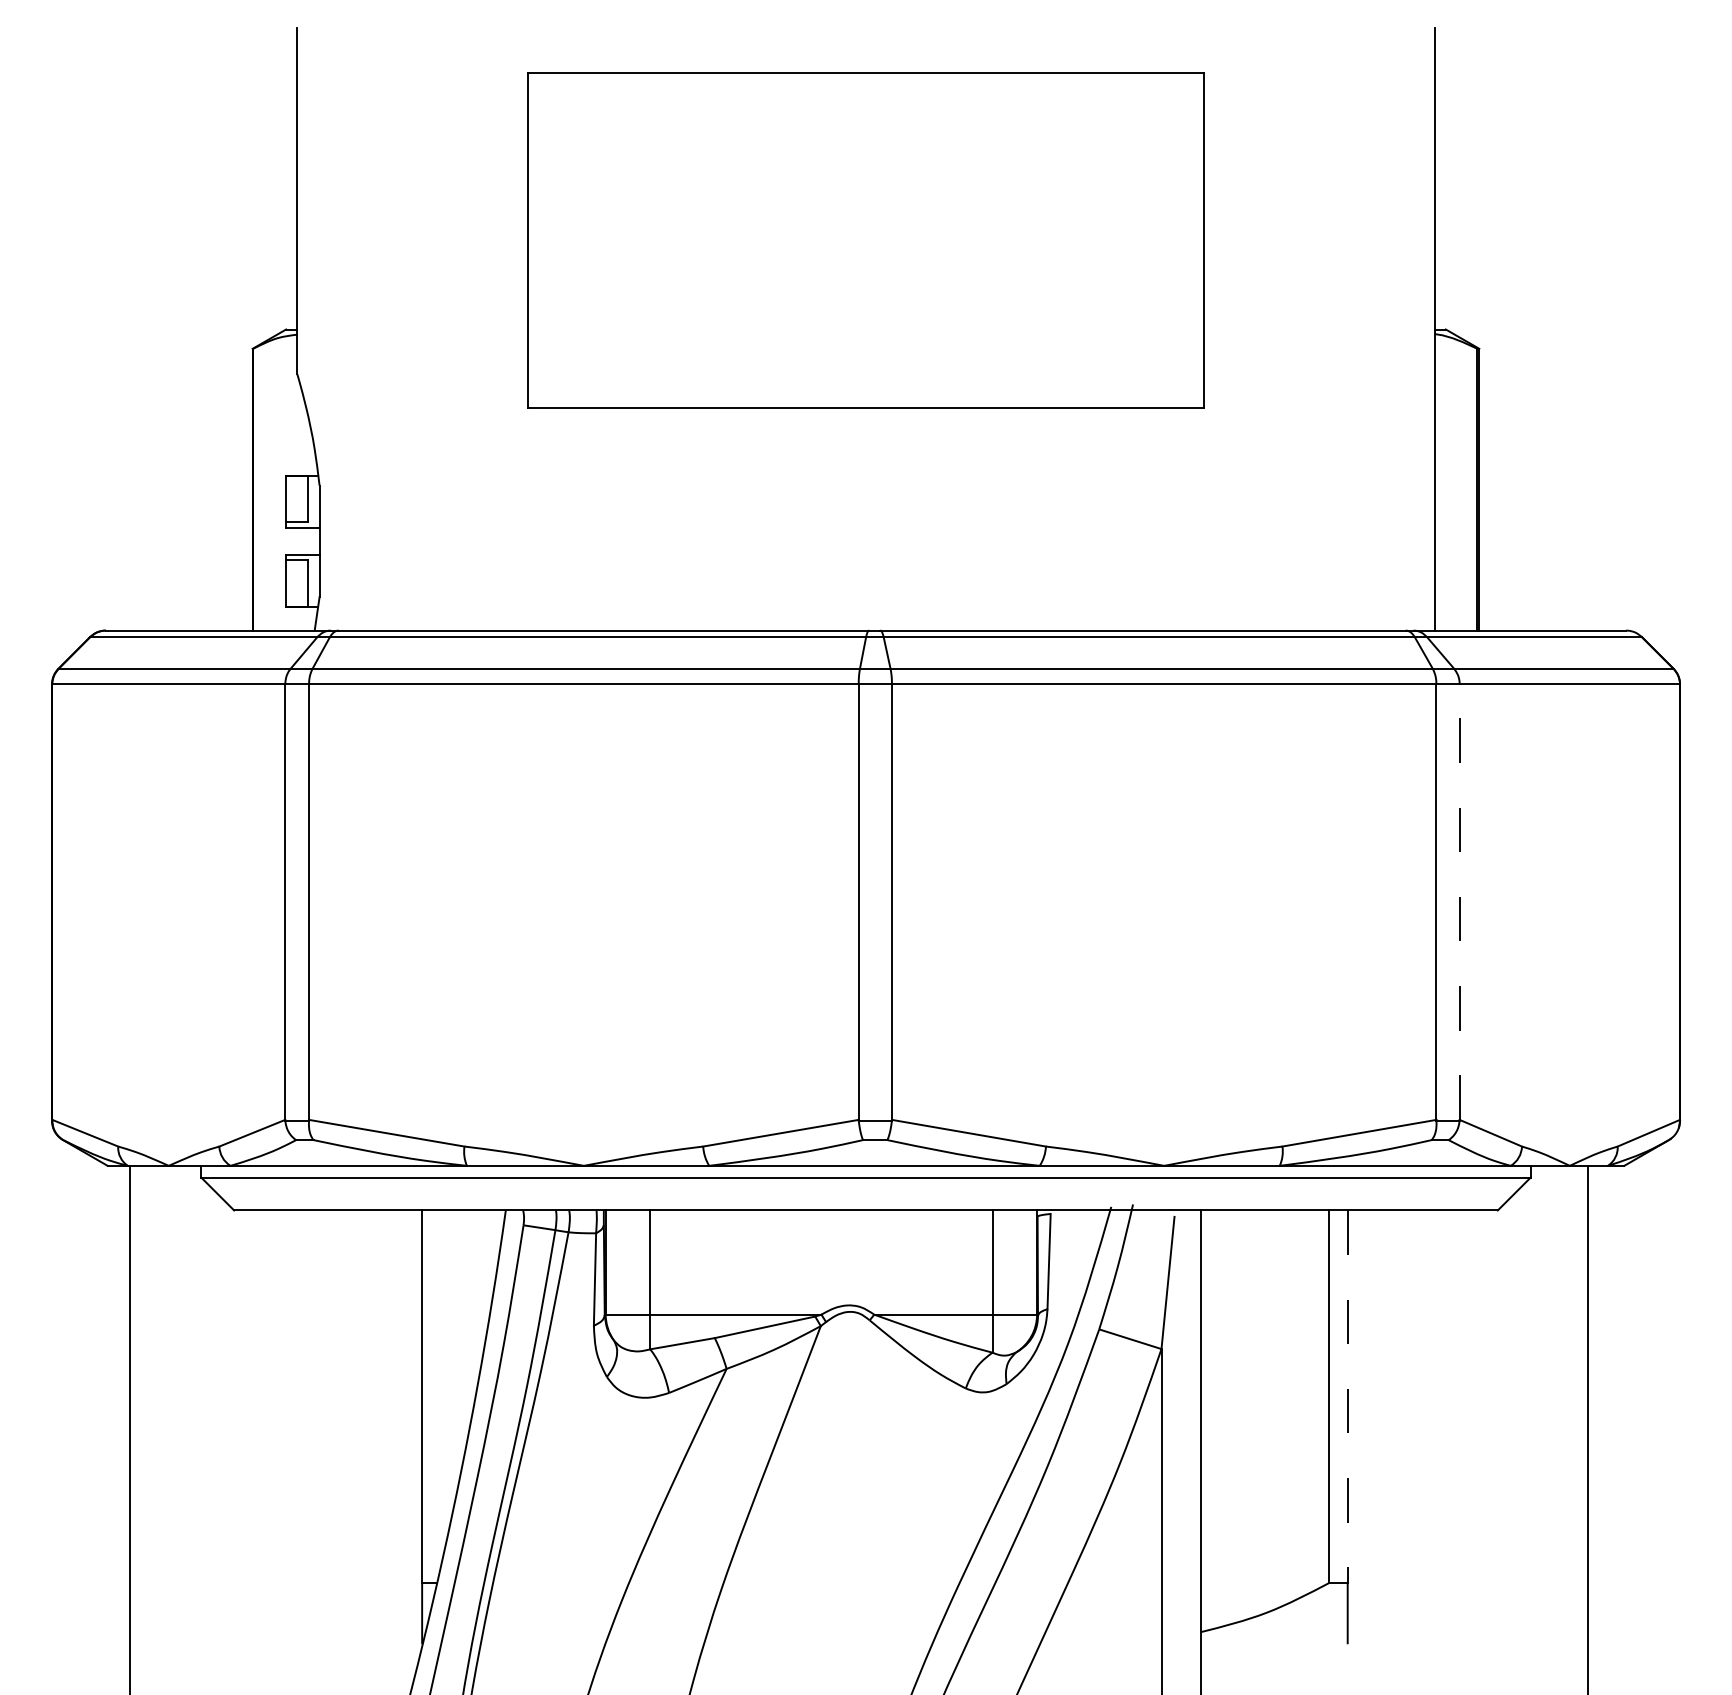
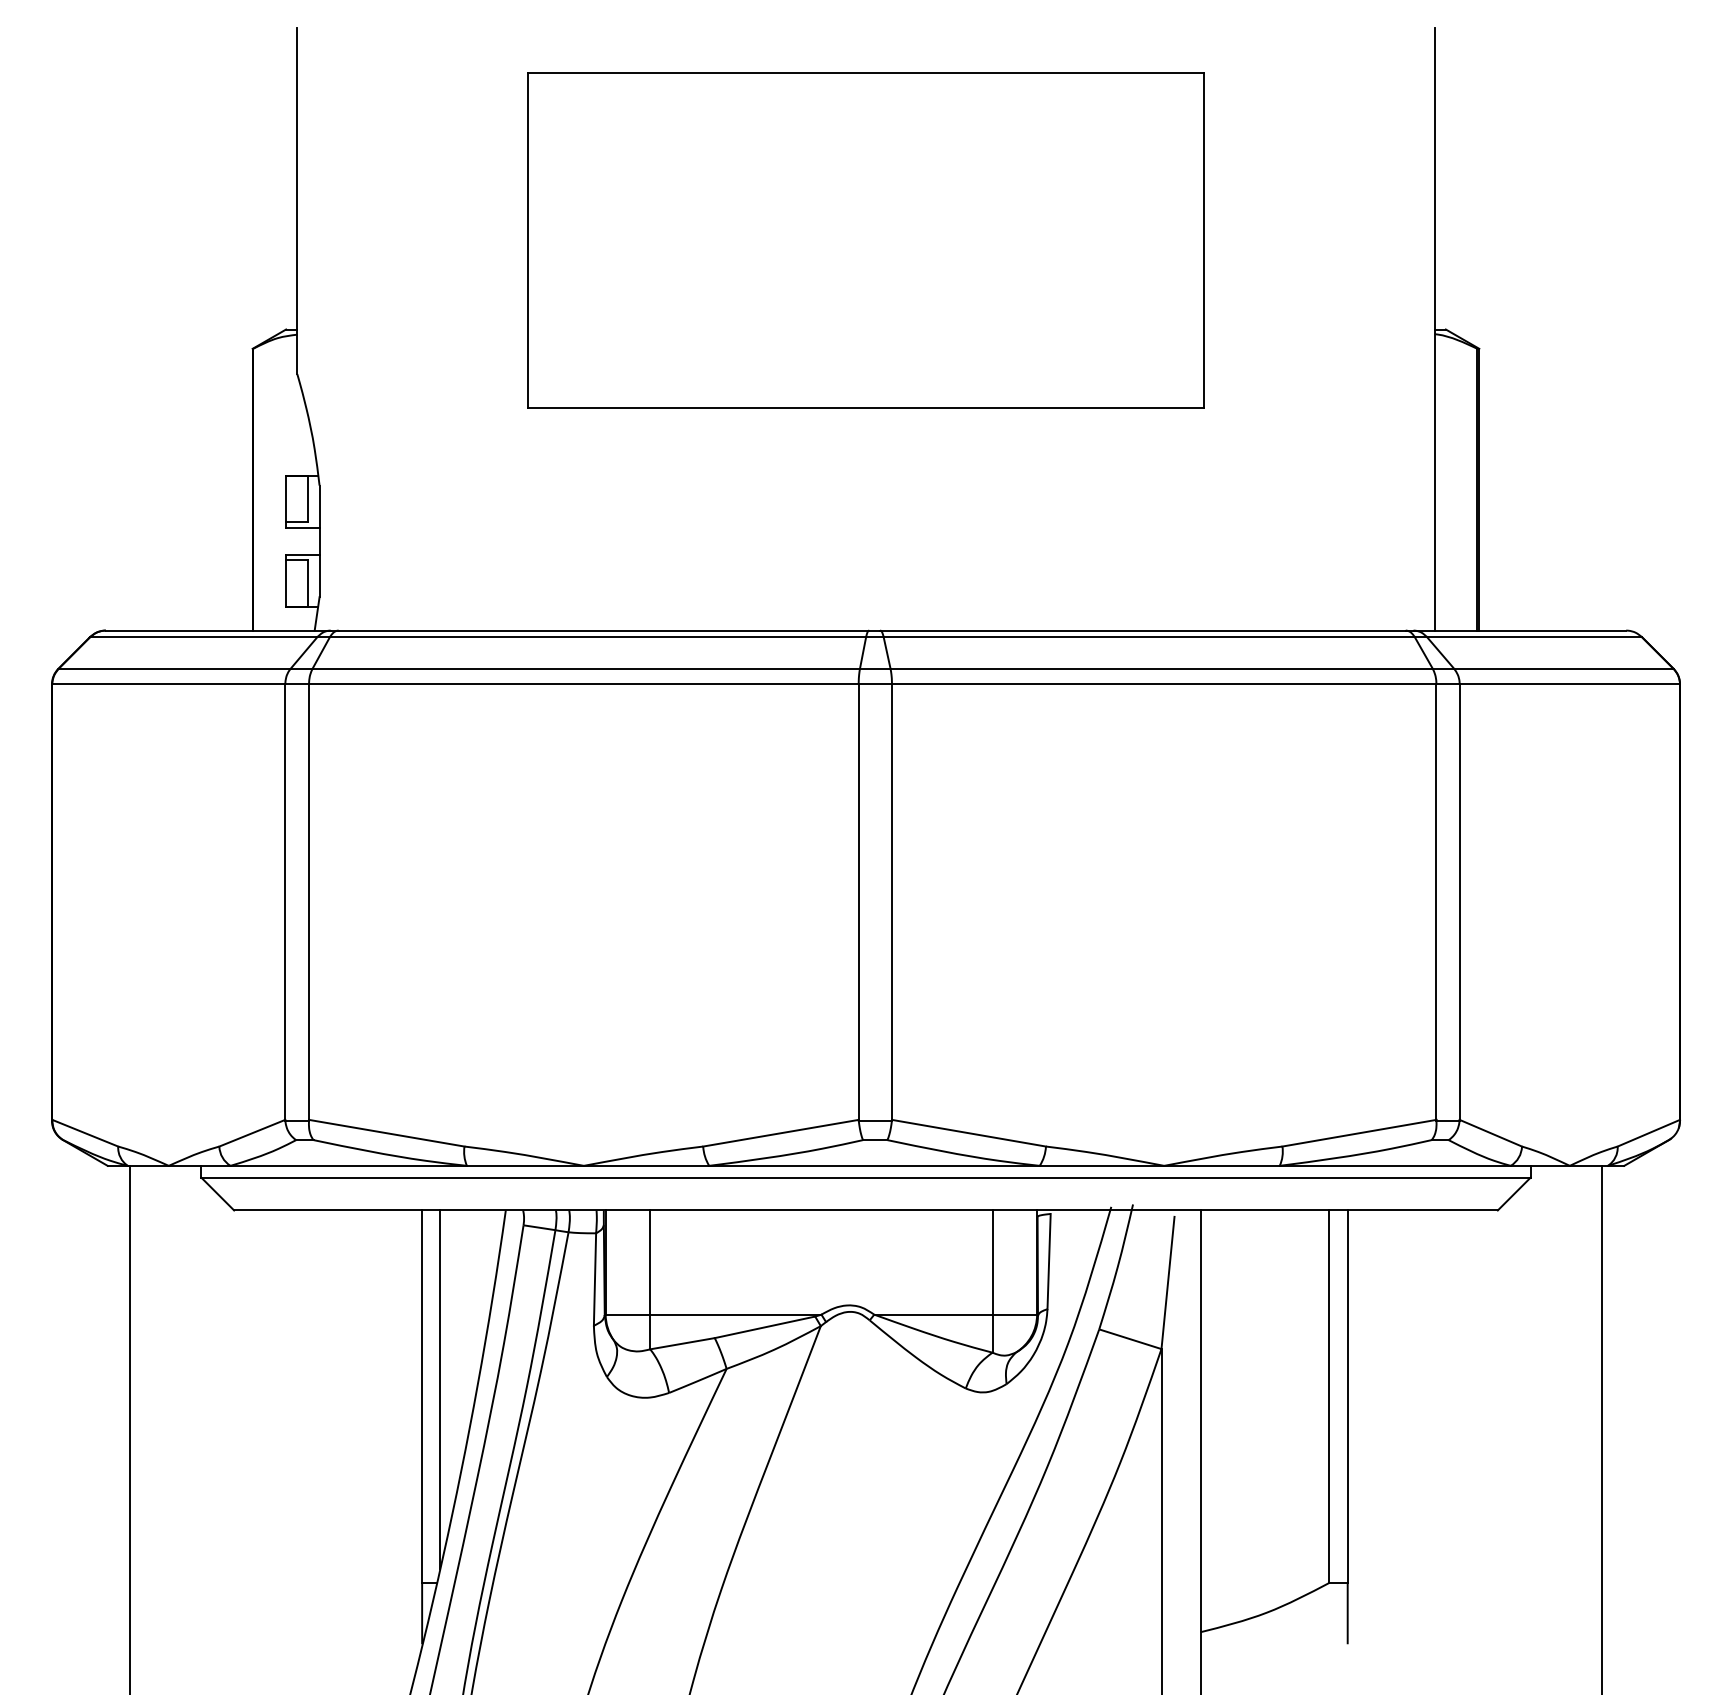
line: dashed -> solid (1459, 902)
line: none -> present (440, 1389)
line: dashed -> solid (1347, 1397)
line position: (1587, 1428) -> (1601, 1428) (1601, 1428)
